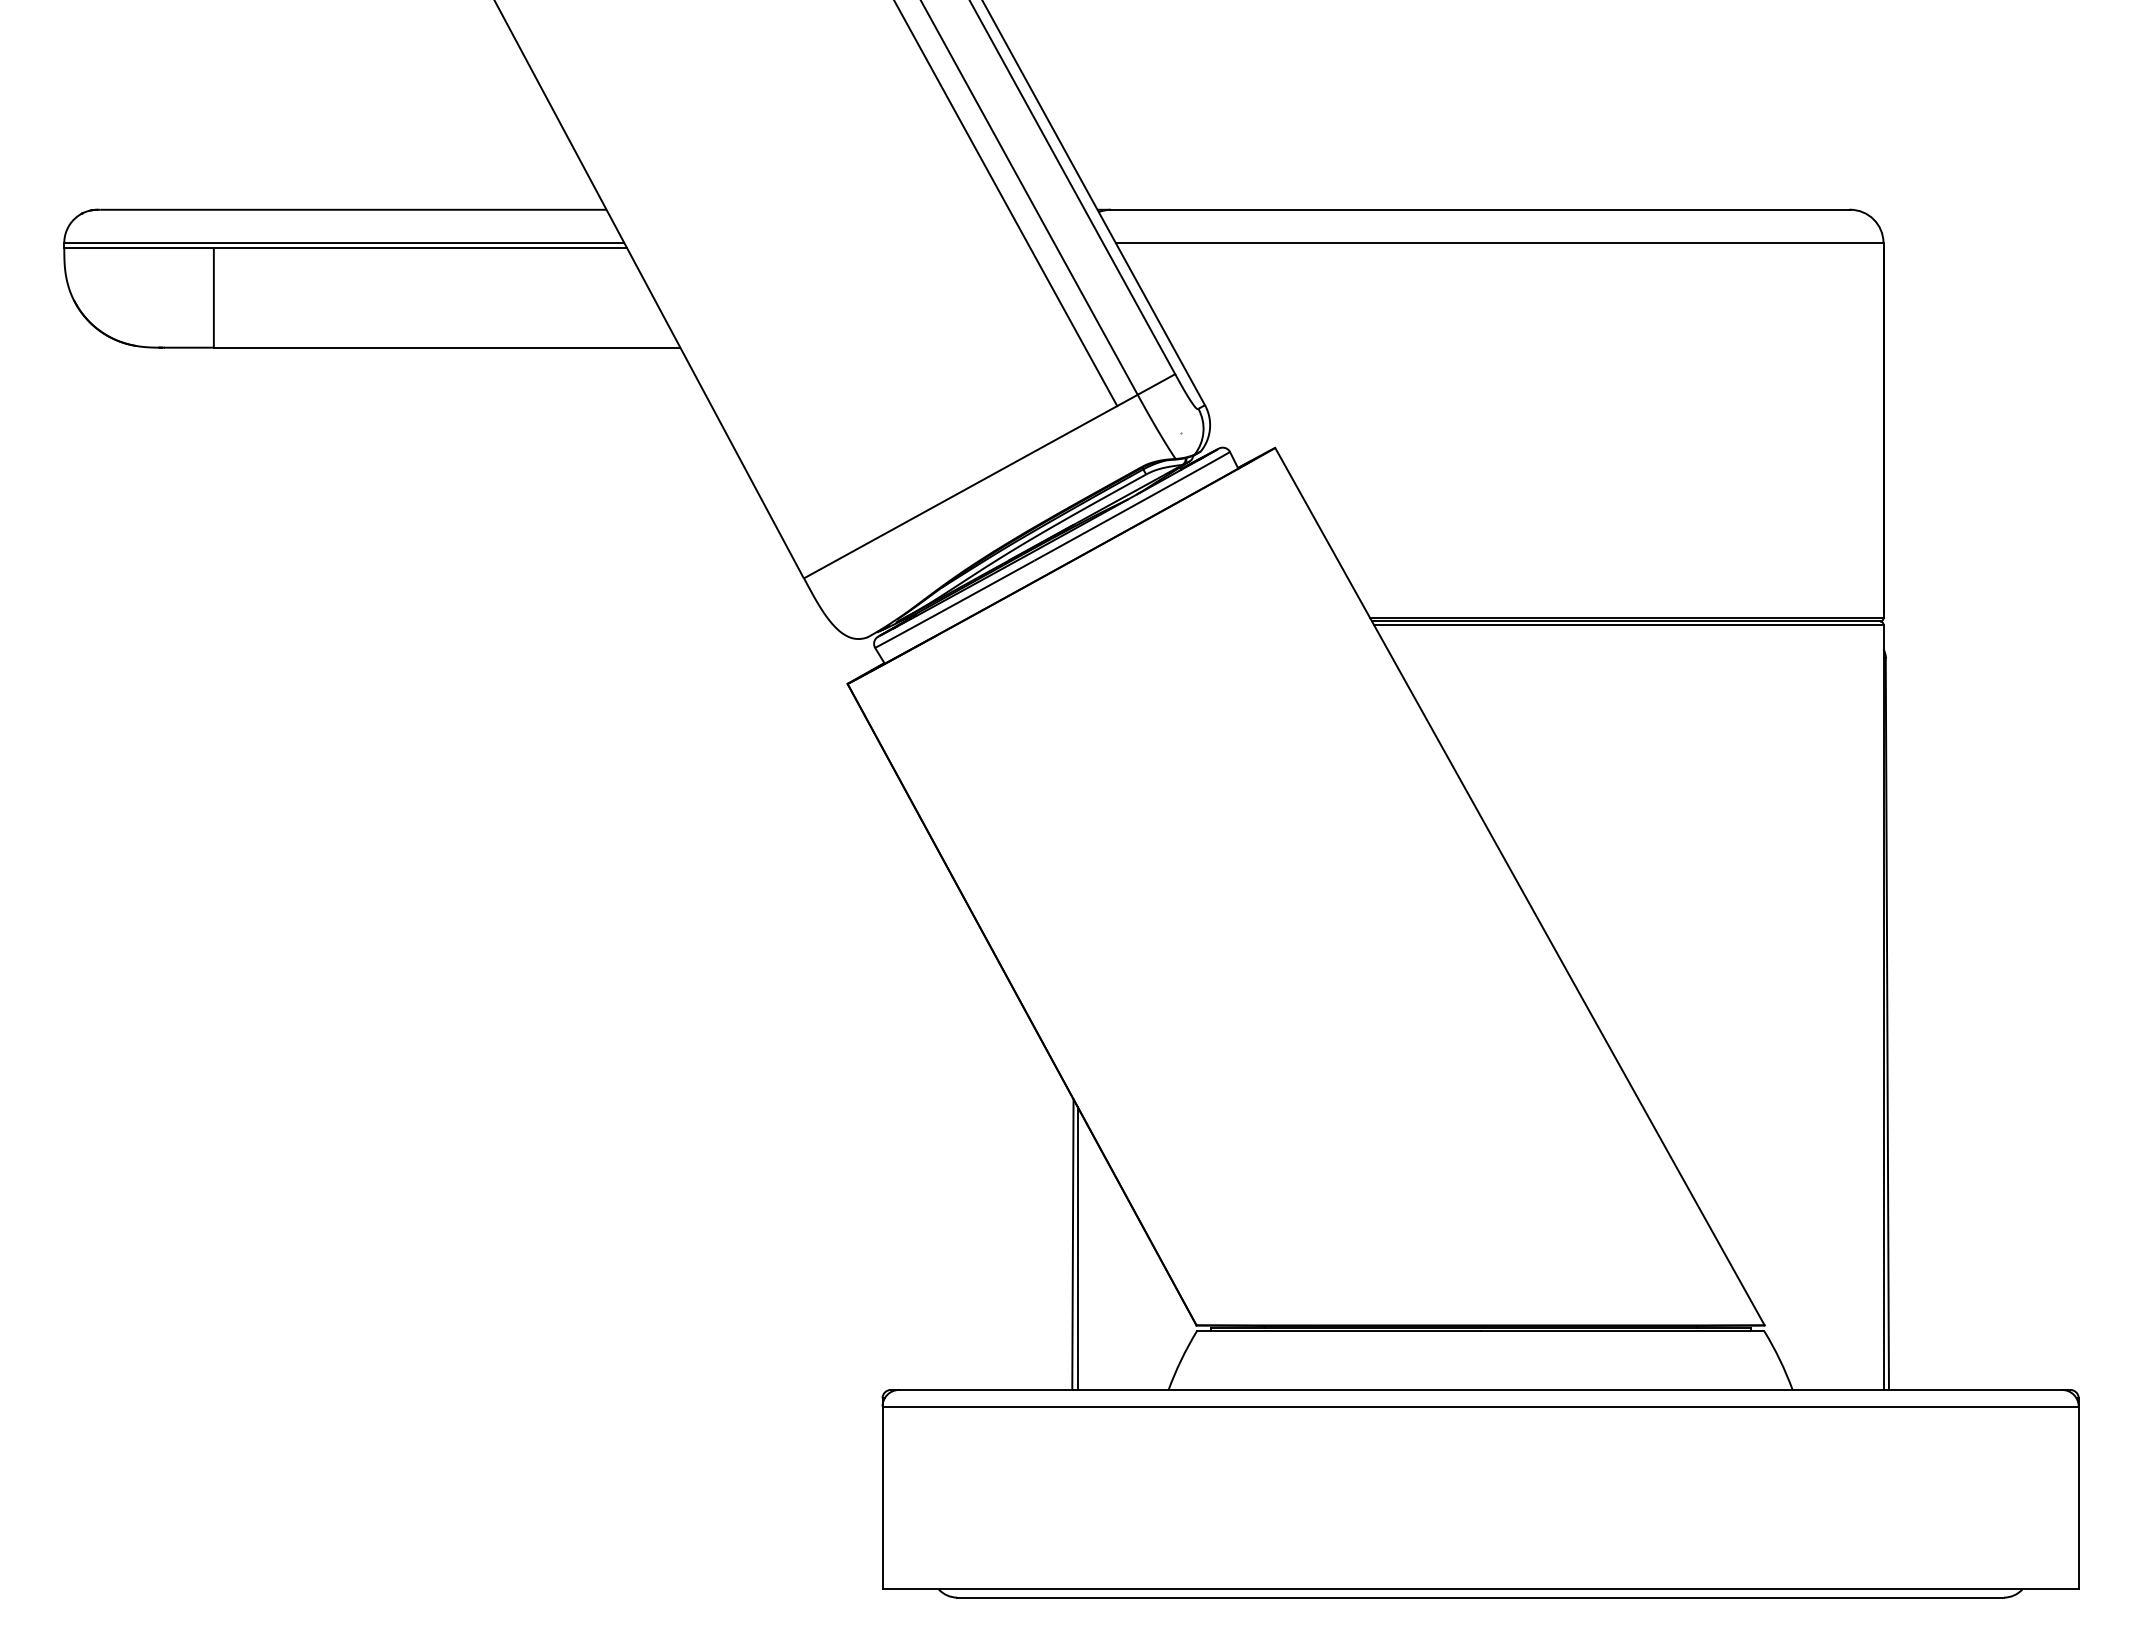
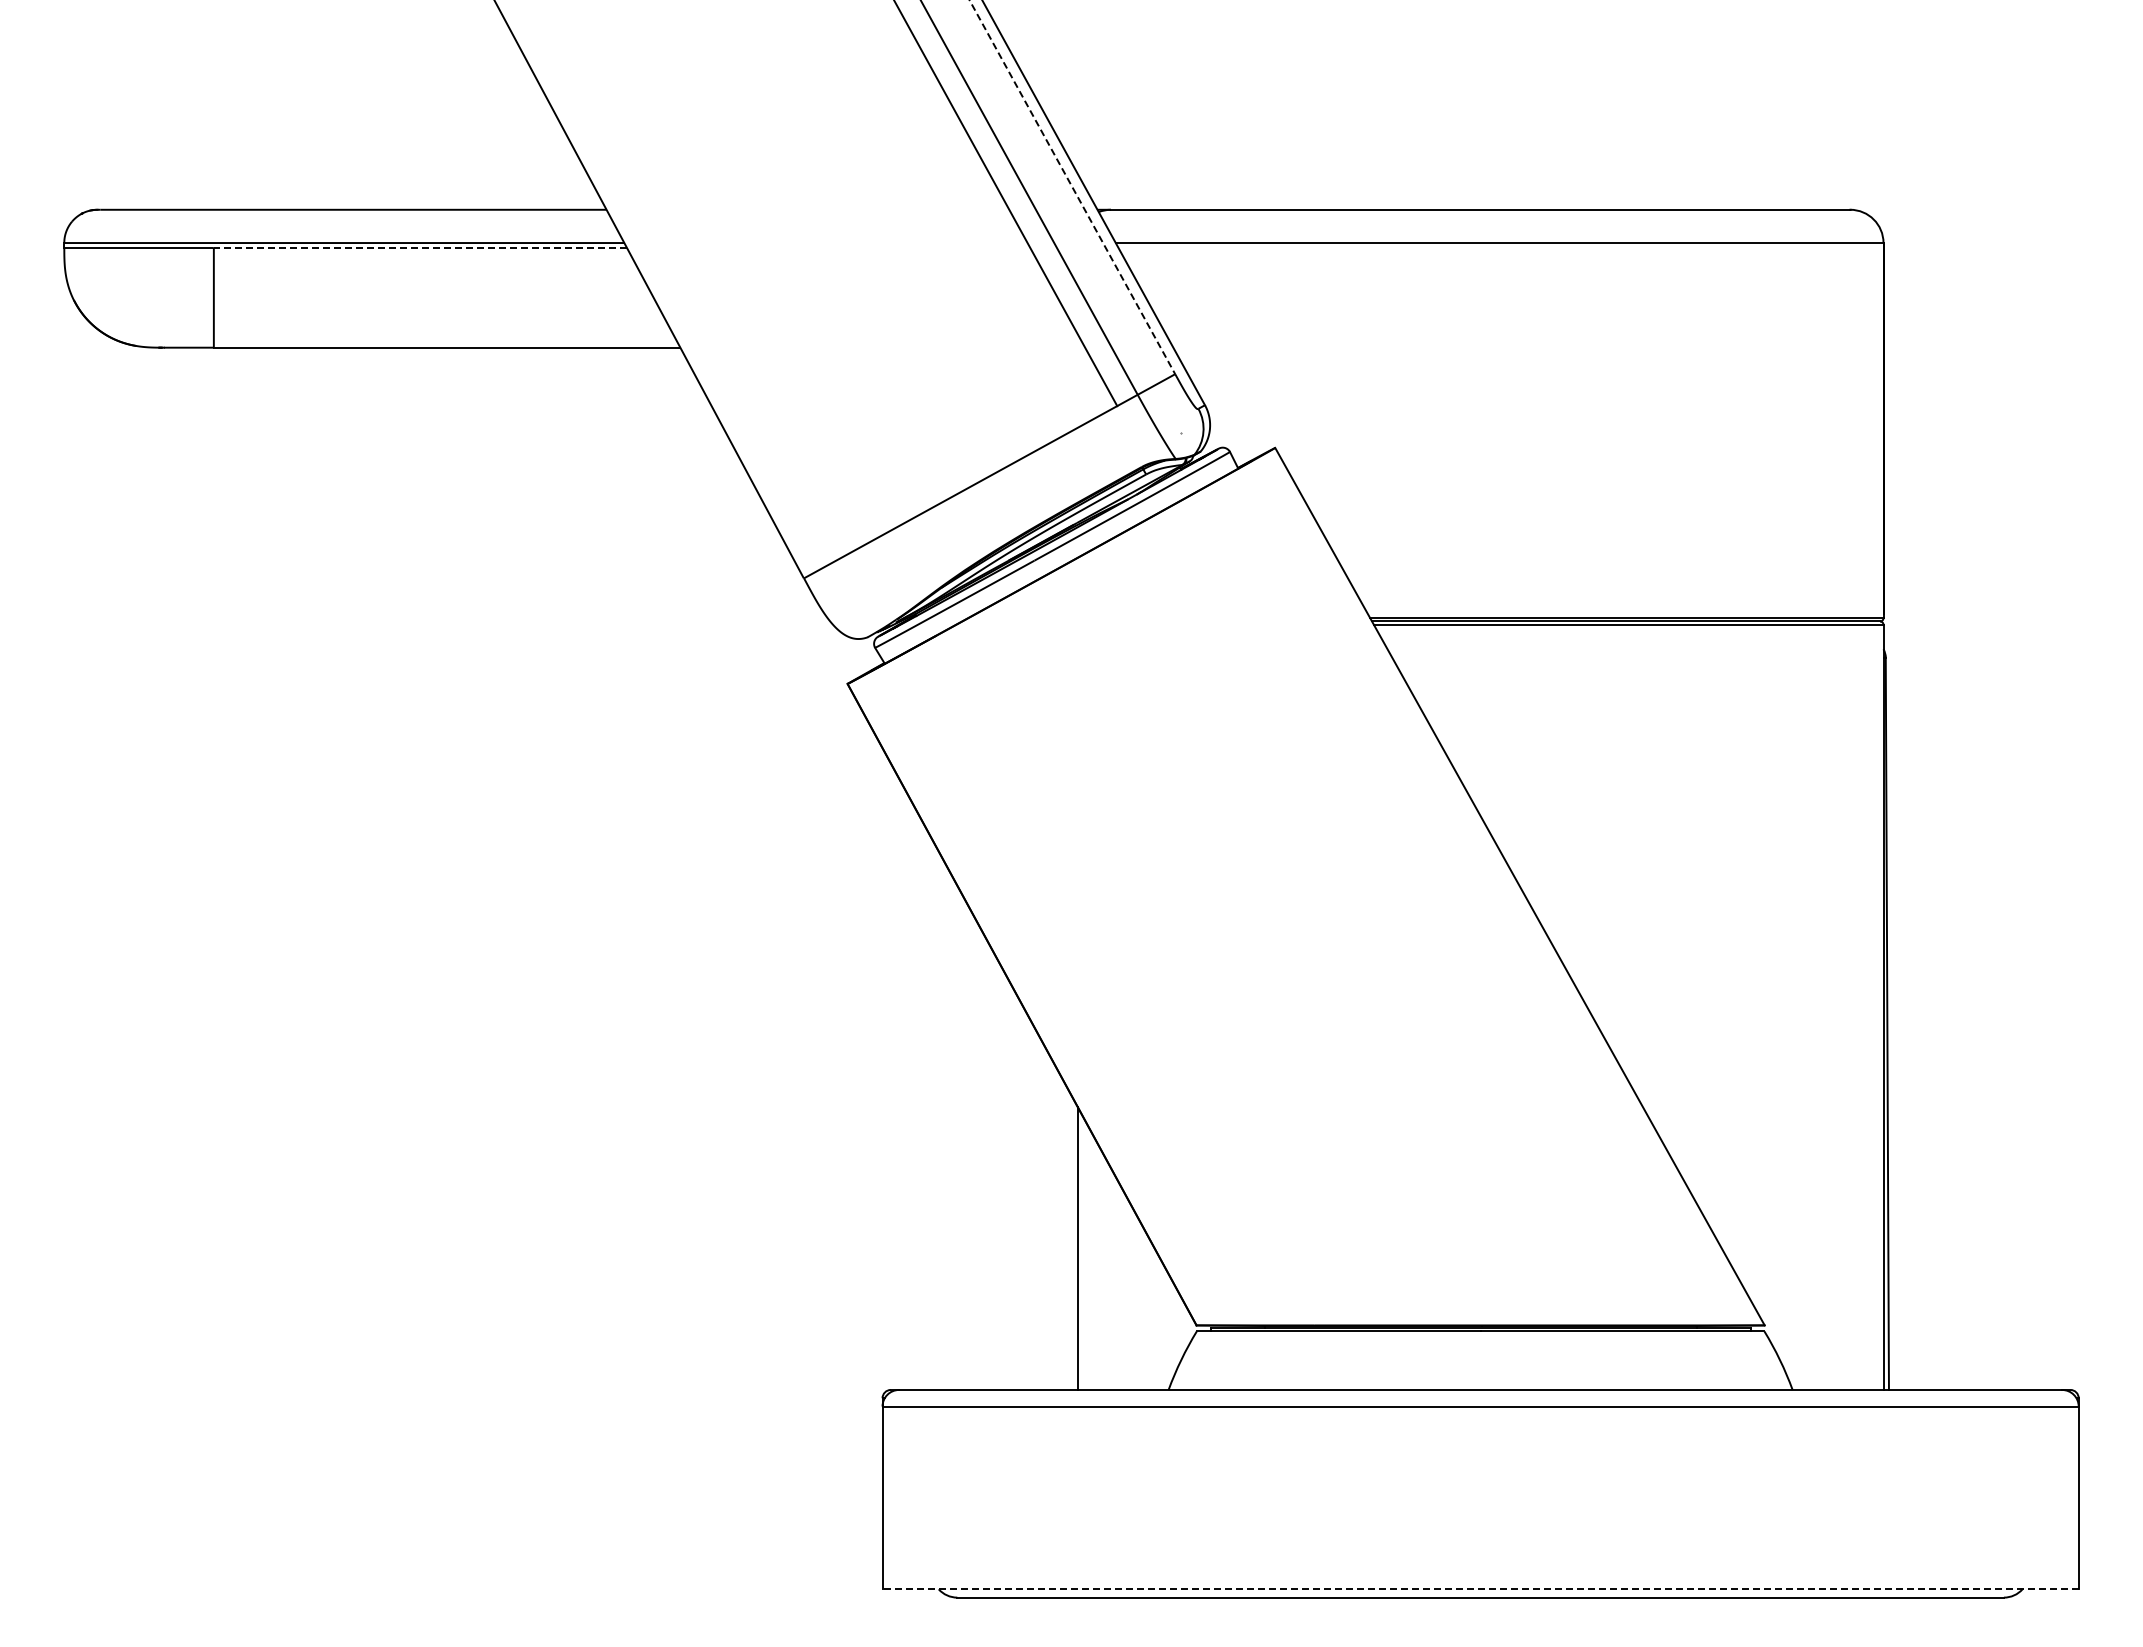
line: solid -> dashed (1072, 187)
line: solid -> dashed (420, 248)
line: present -> none (1072, 1244)
line: solid -> dashed (1480, 1589)
